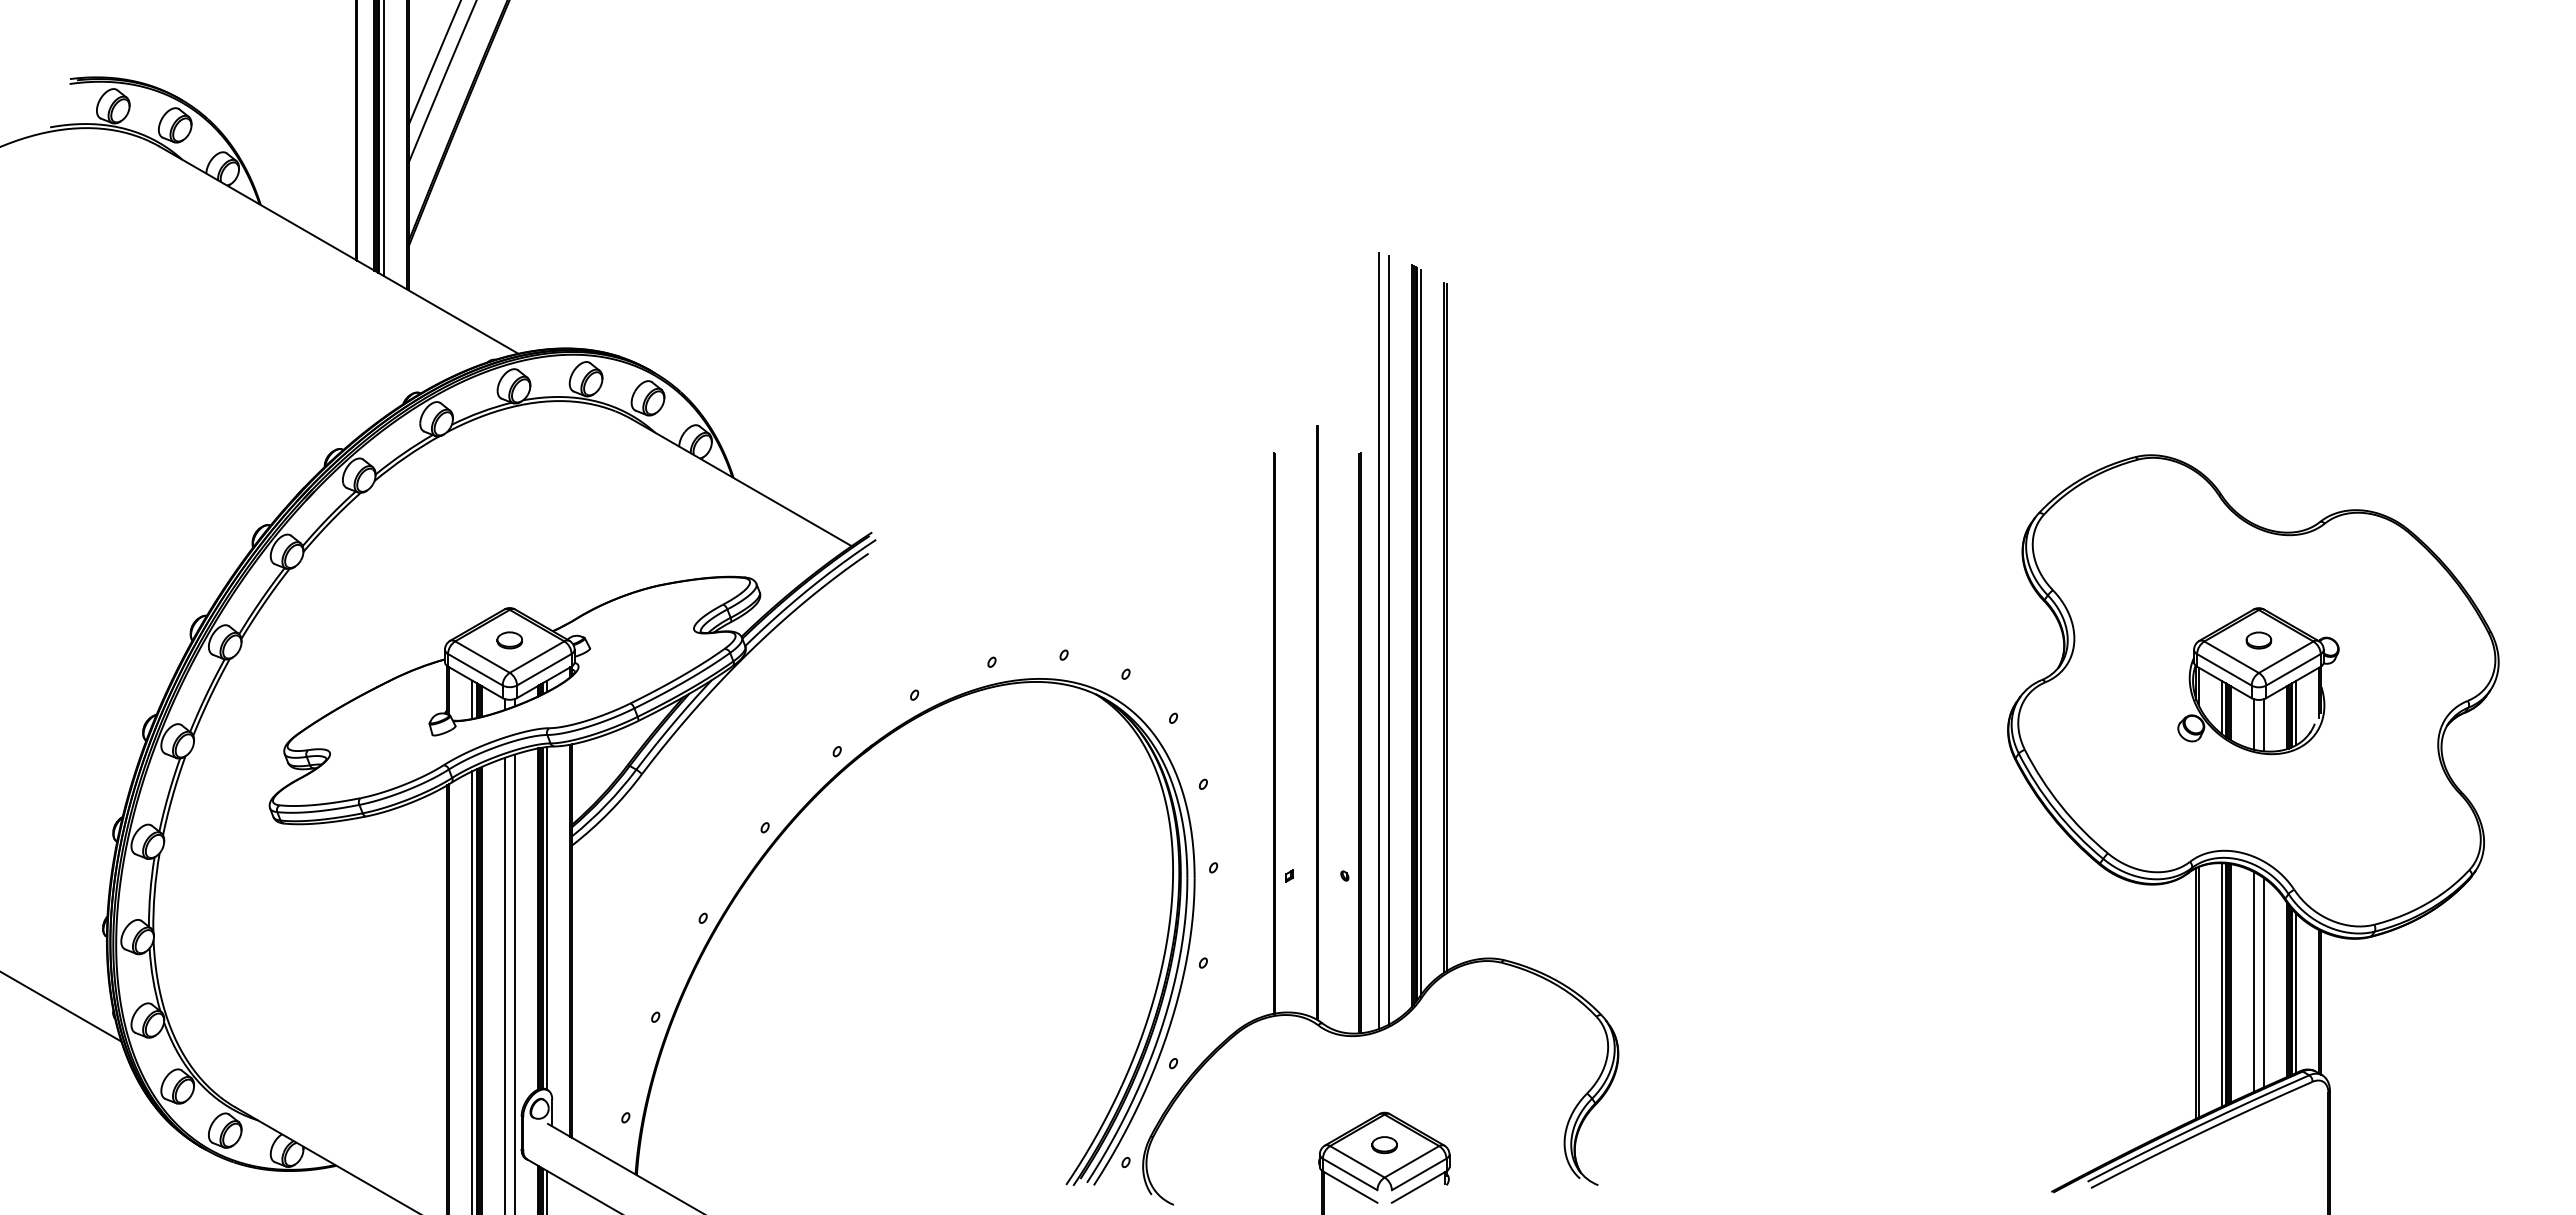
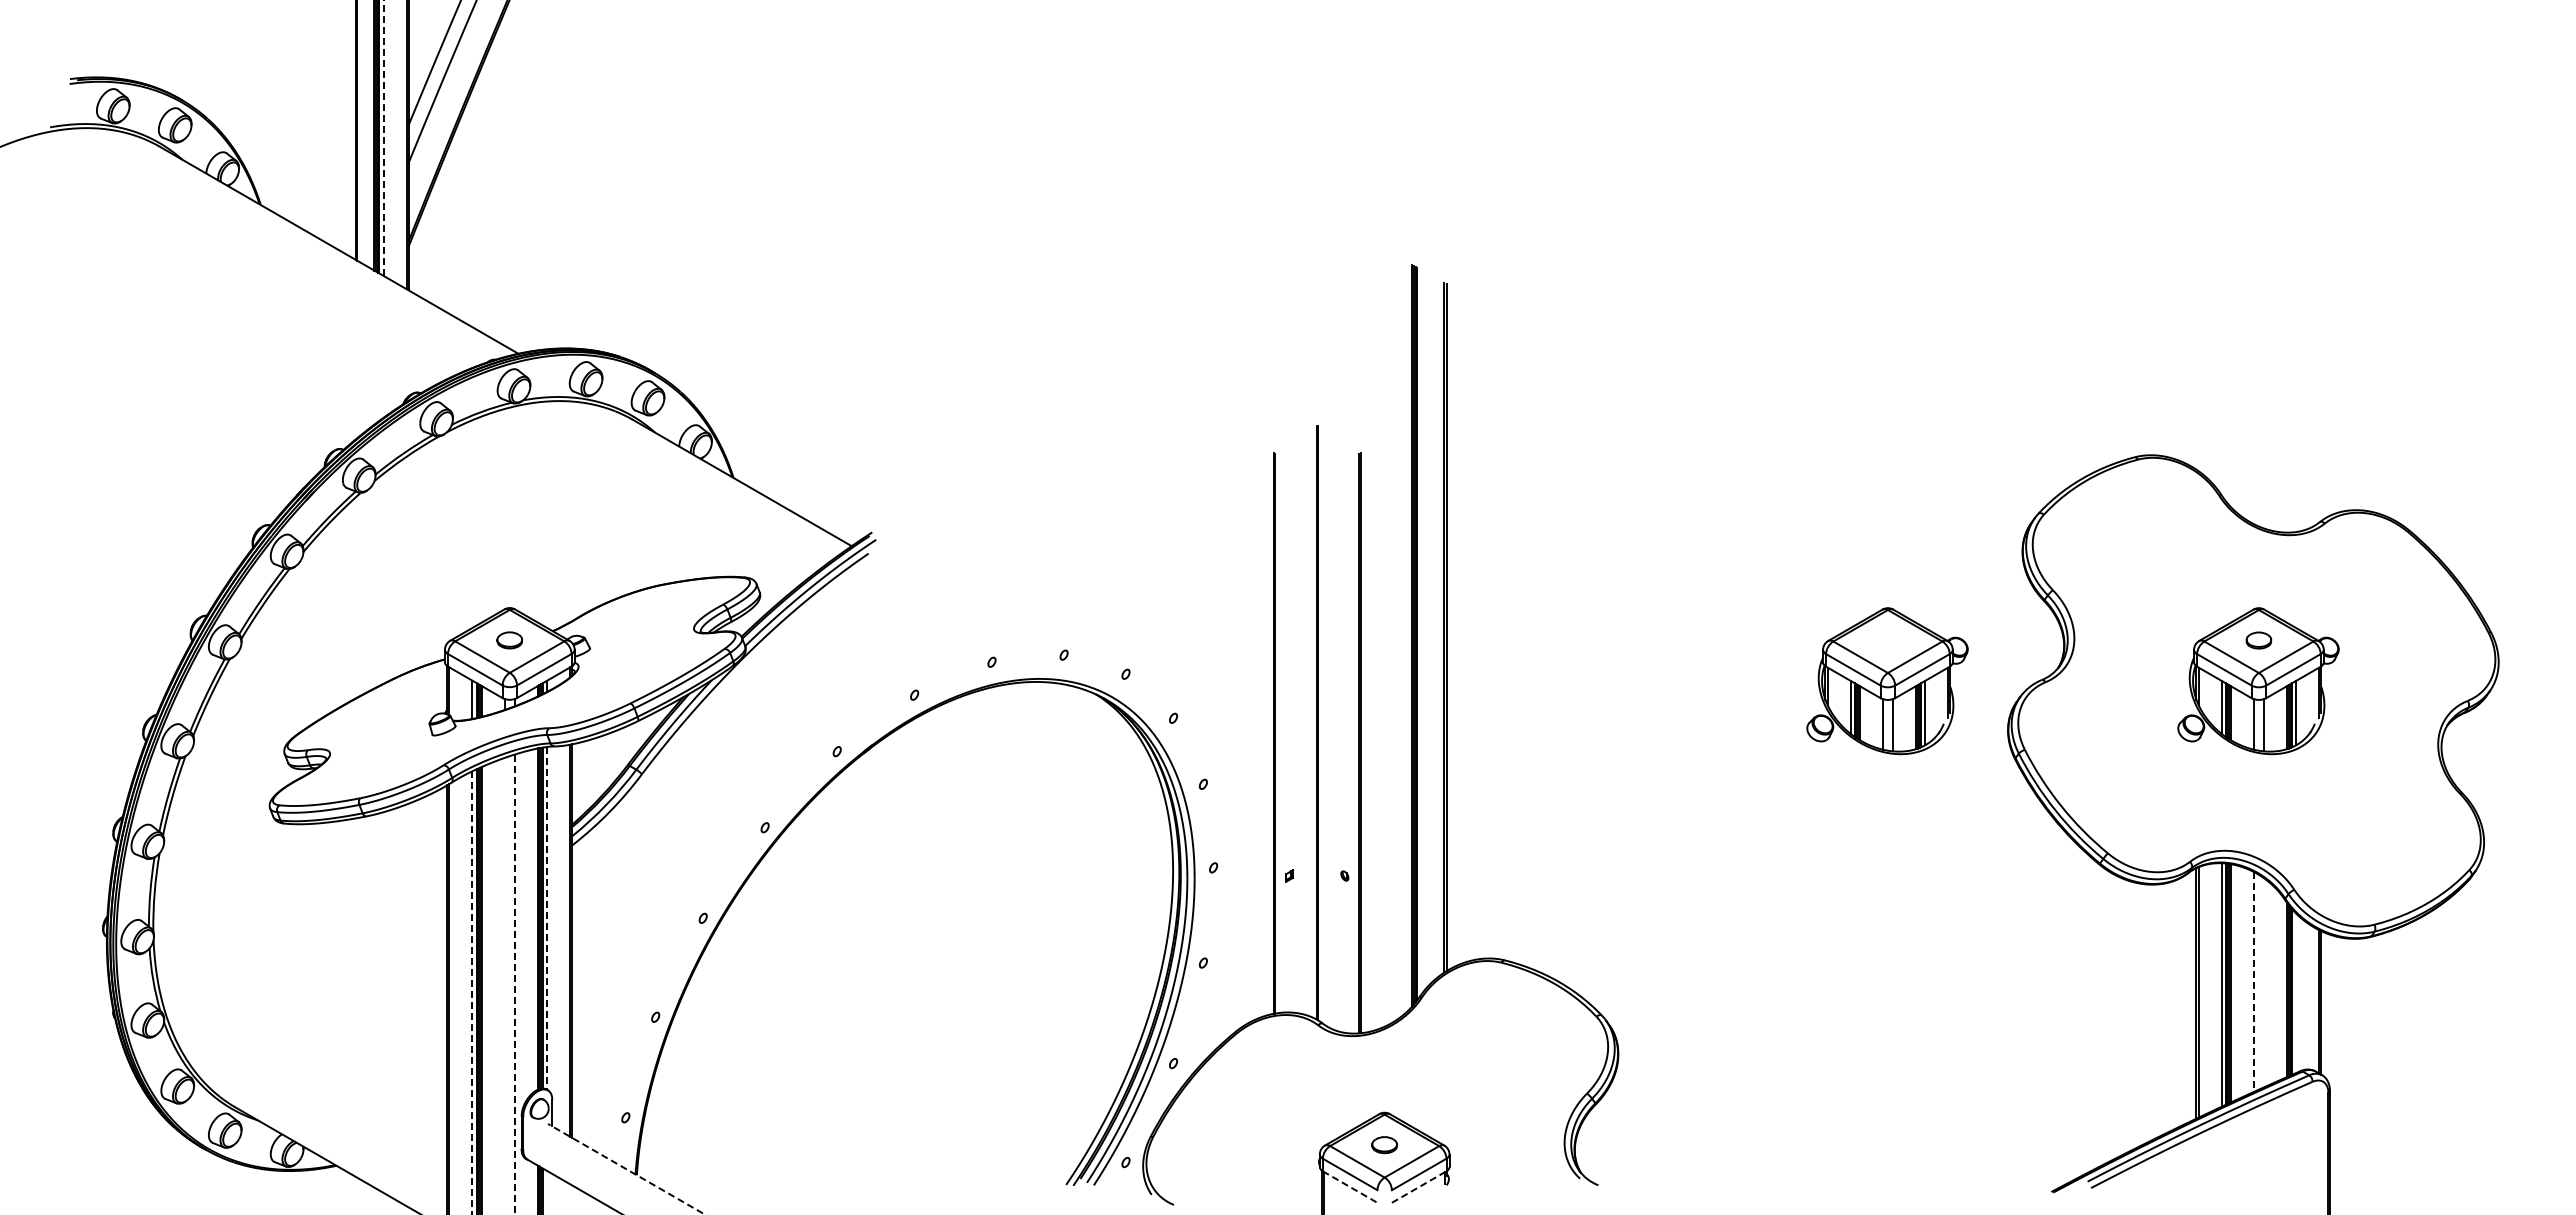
line: solid -> dashed (383, 137)
line: present -> none (1421, 631)
line: present -> none (1379, 640)
line: present -> none (1389, 640)
part: none -> present (1887, 681)
line: solid -> dashed (547, 918)
line: solid -> dashed (2253, 981)
line: present -> none (2264, 982)
line: present -> none (504, 984)
line: solid -> dashed (514, 984)
line: present -> none (2296, 992)
line: solid -> dashed (472, 993)
line: present -> none (61, 1007)
line: solid -> dashed (626, 1169)
line: solid -> dashed (1419, 1186)
line: solid -> dashed (1350, 1187)
line: present -> none (547, 1191)
